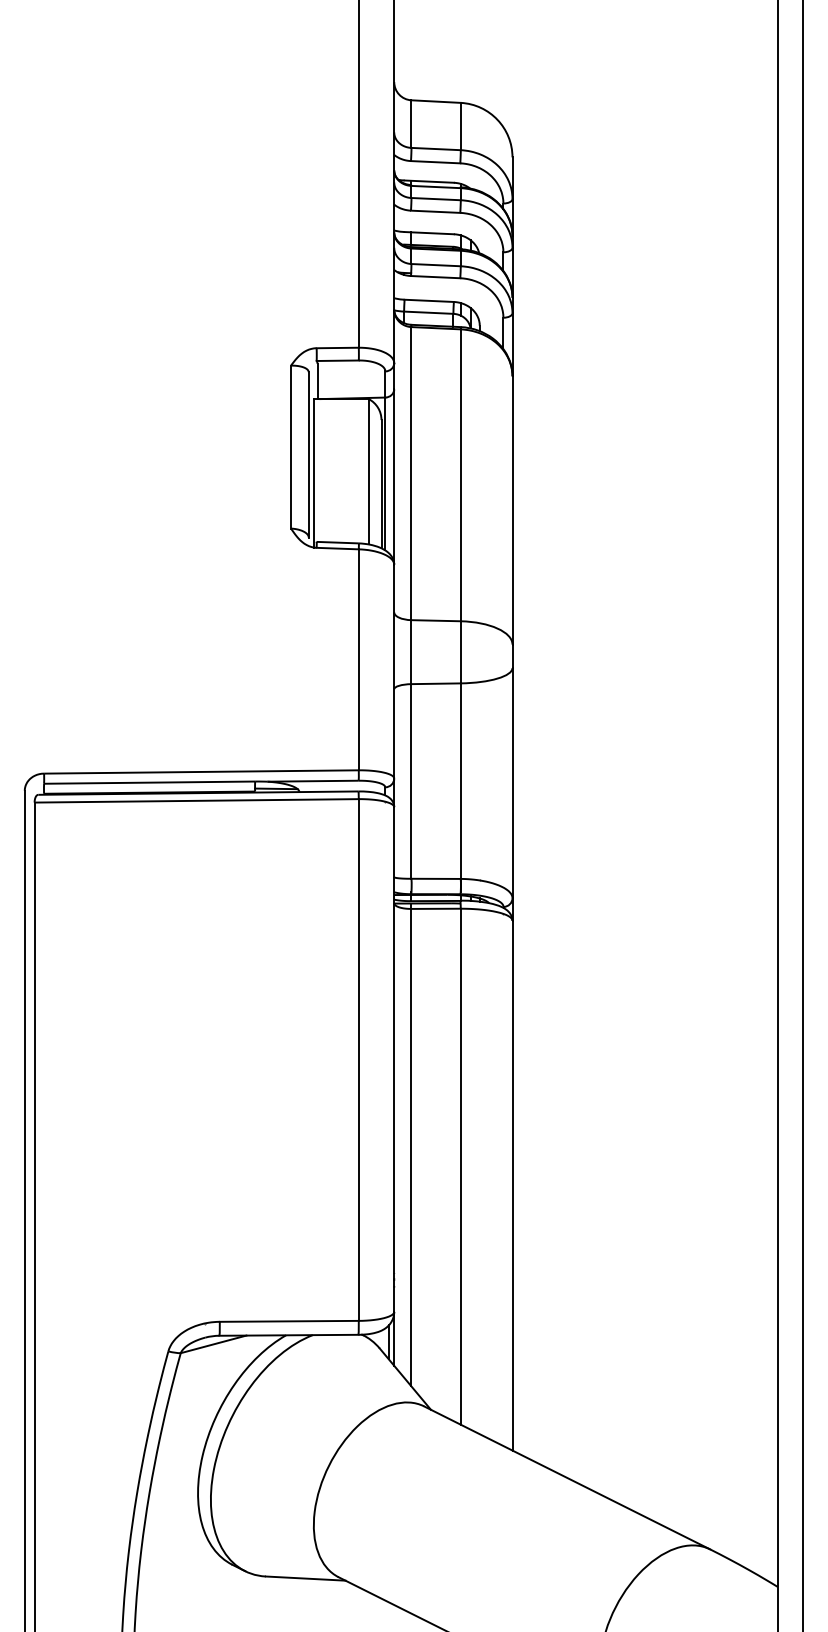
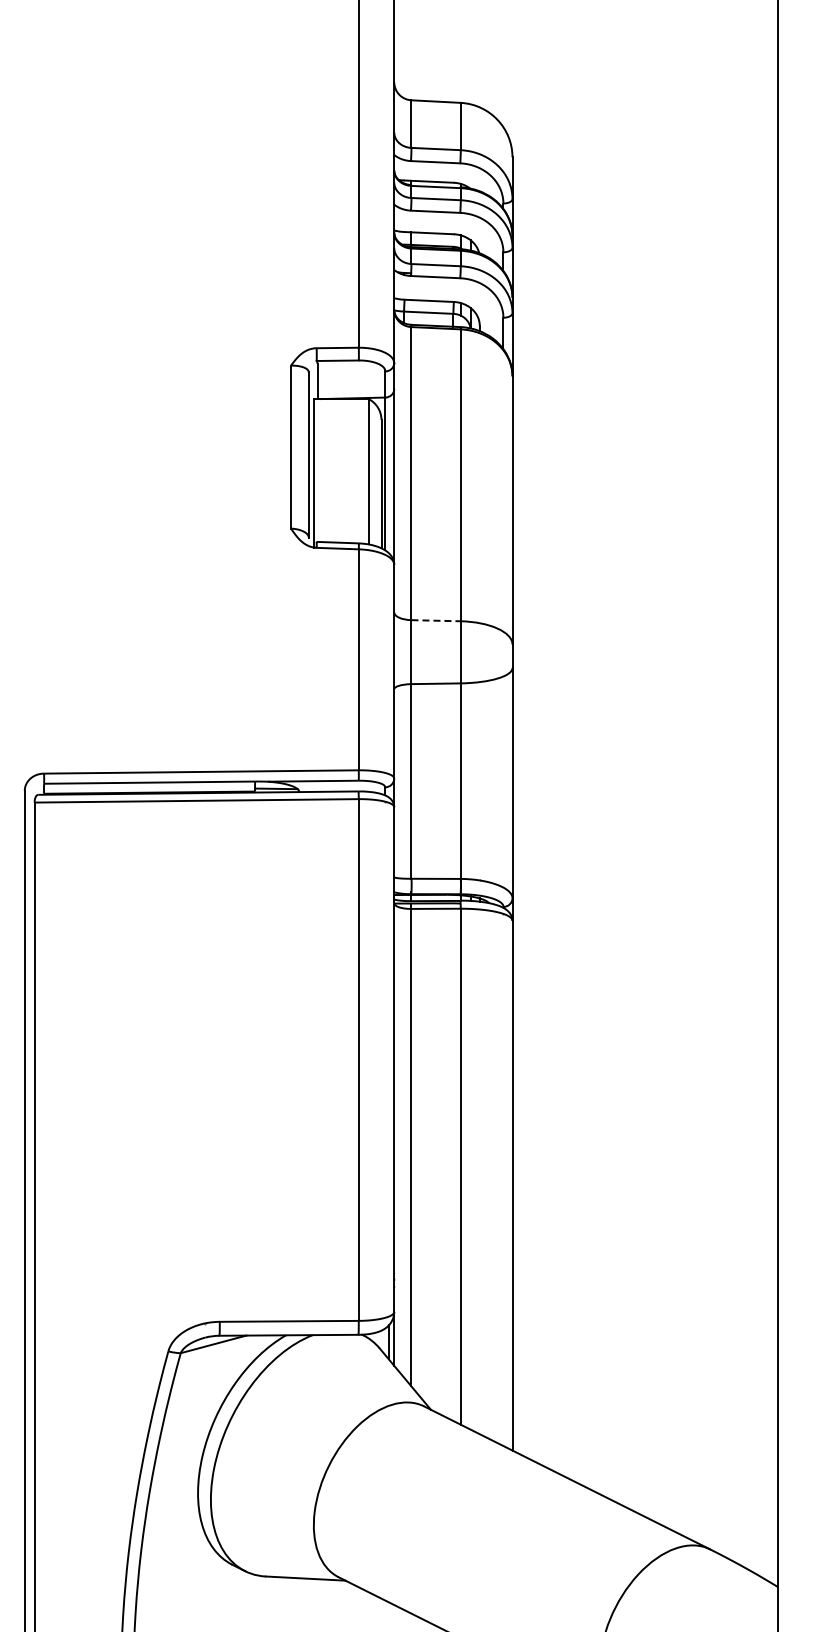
line: solid -> dashed (436, 620)
line: present -> none (803, 815)
